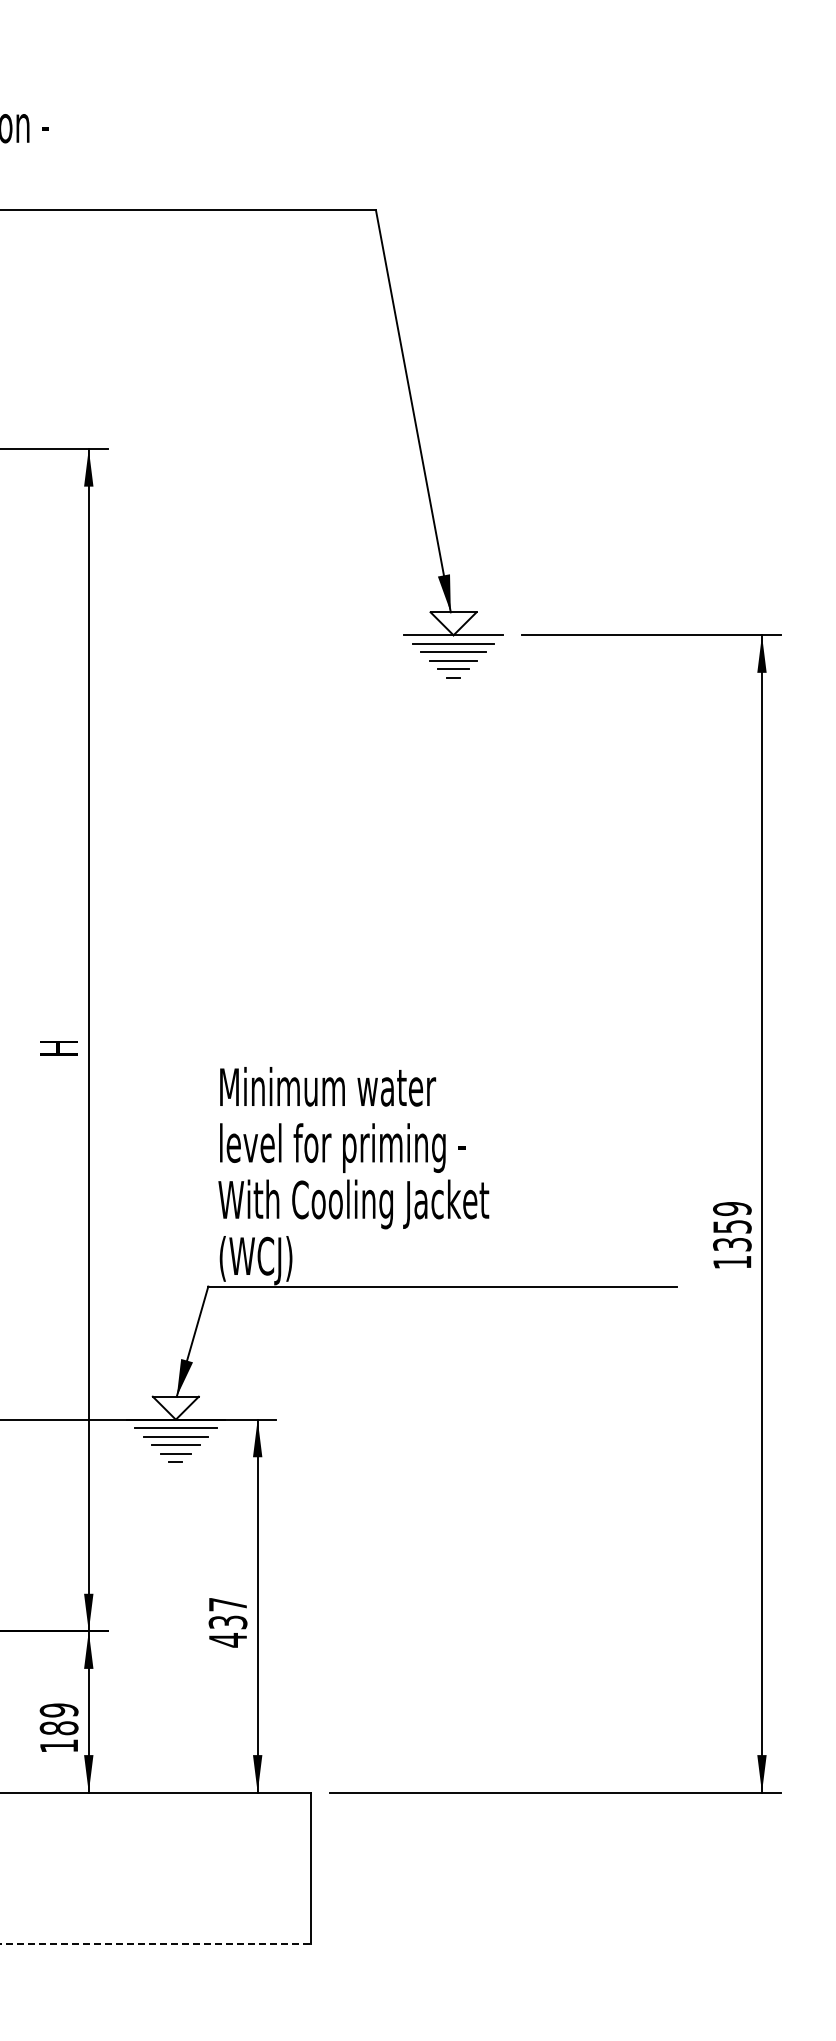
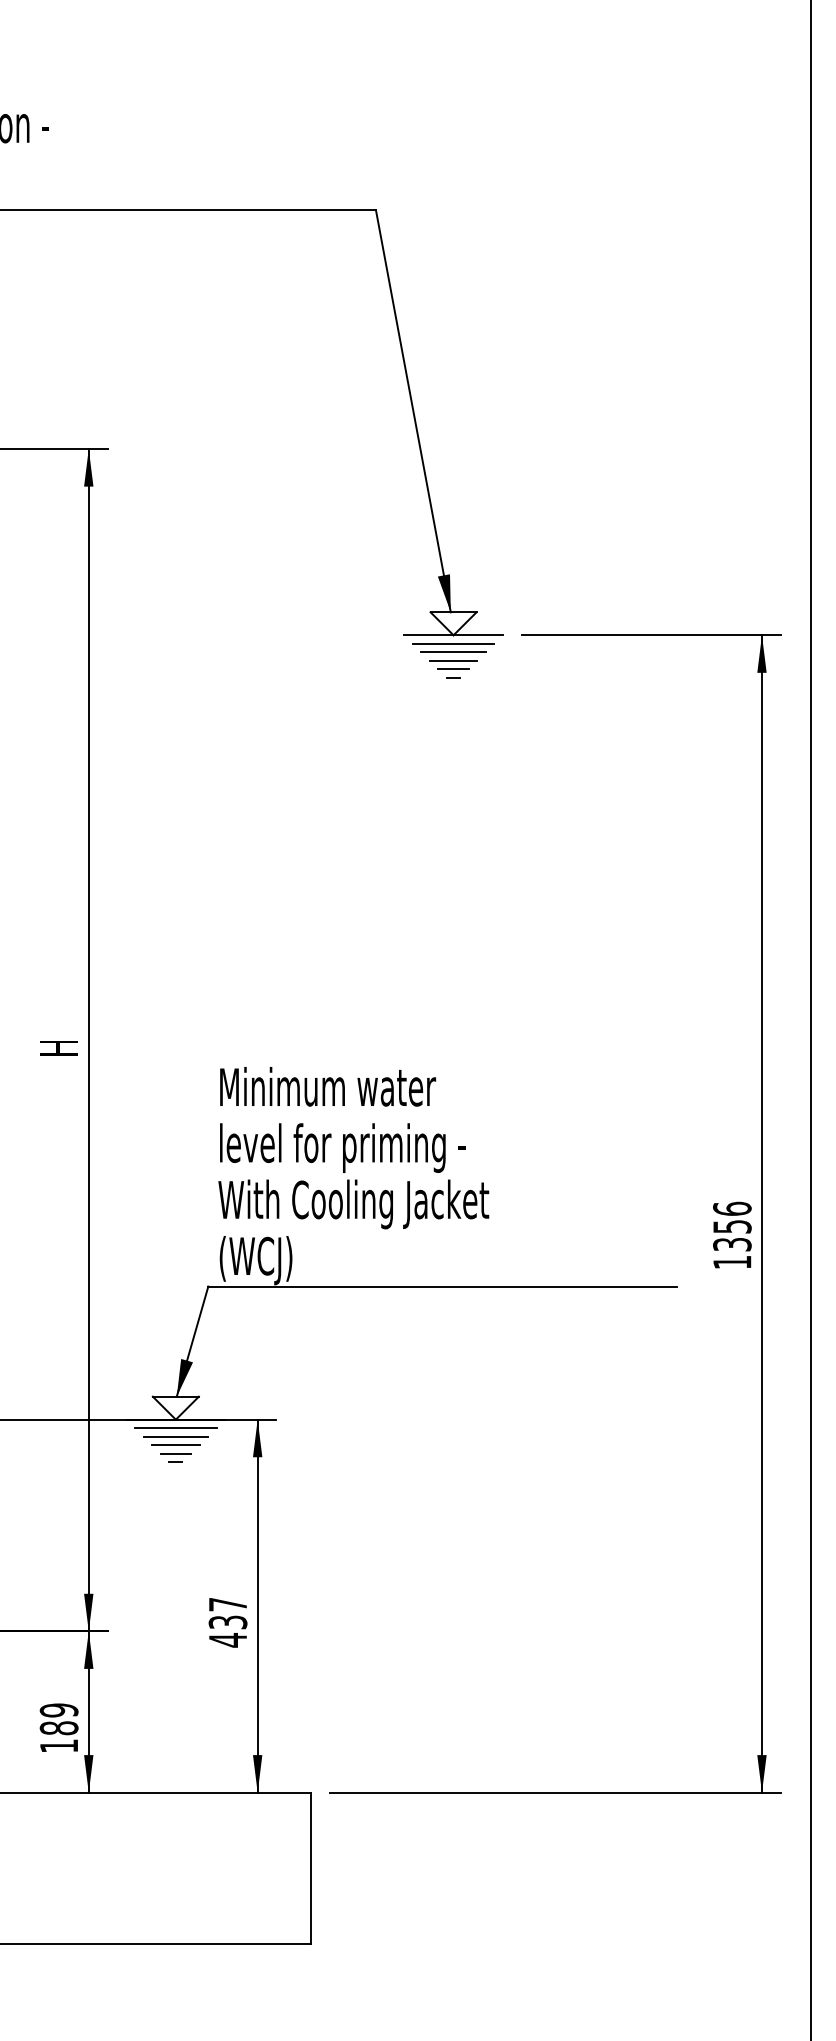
line: none -> present (810, 1019)
text: 1359 -> 1356 (732, 1208)
line: dashed -> solid (156, 1944)
